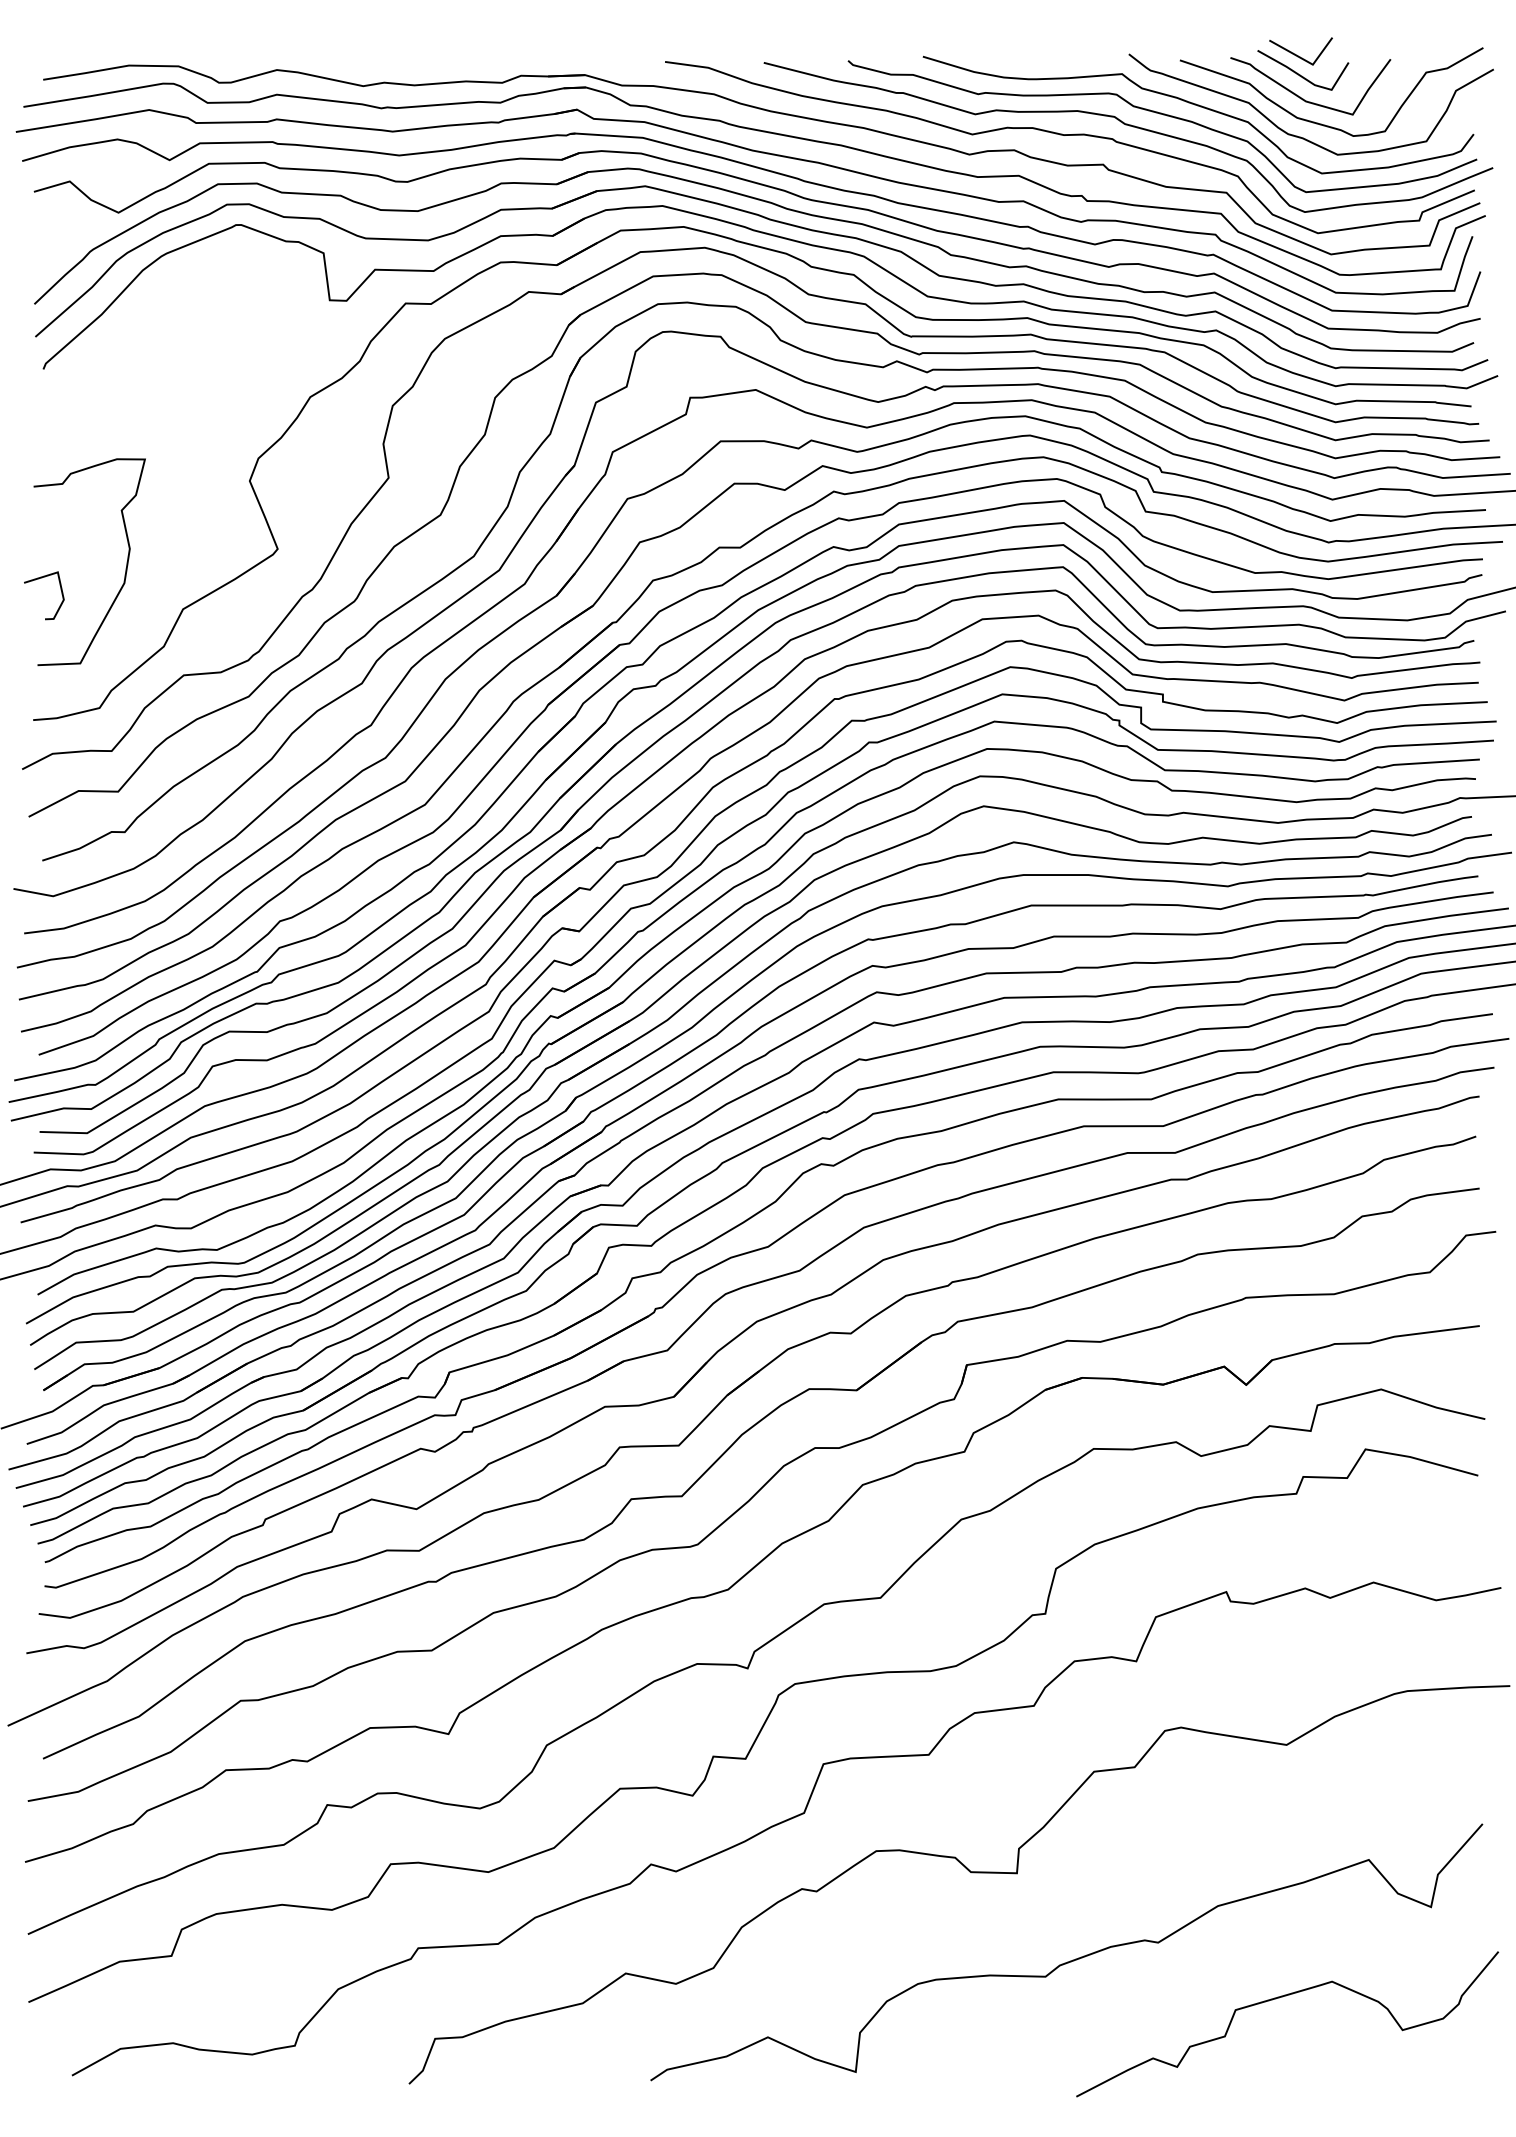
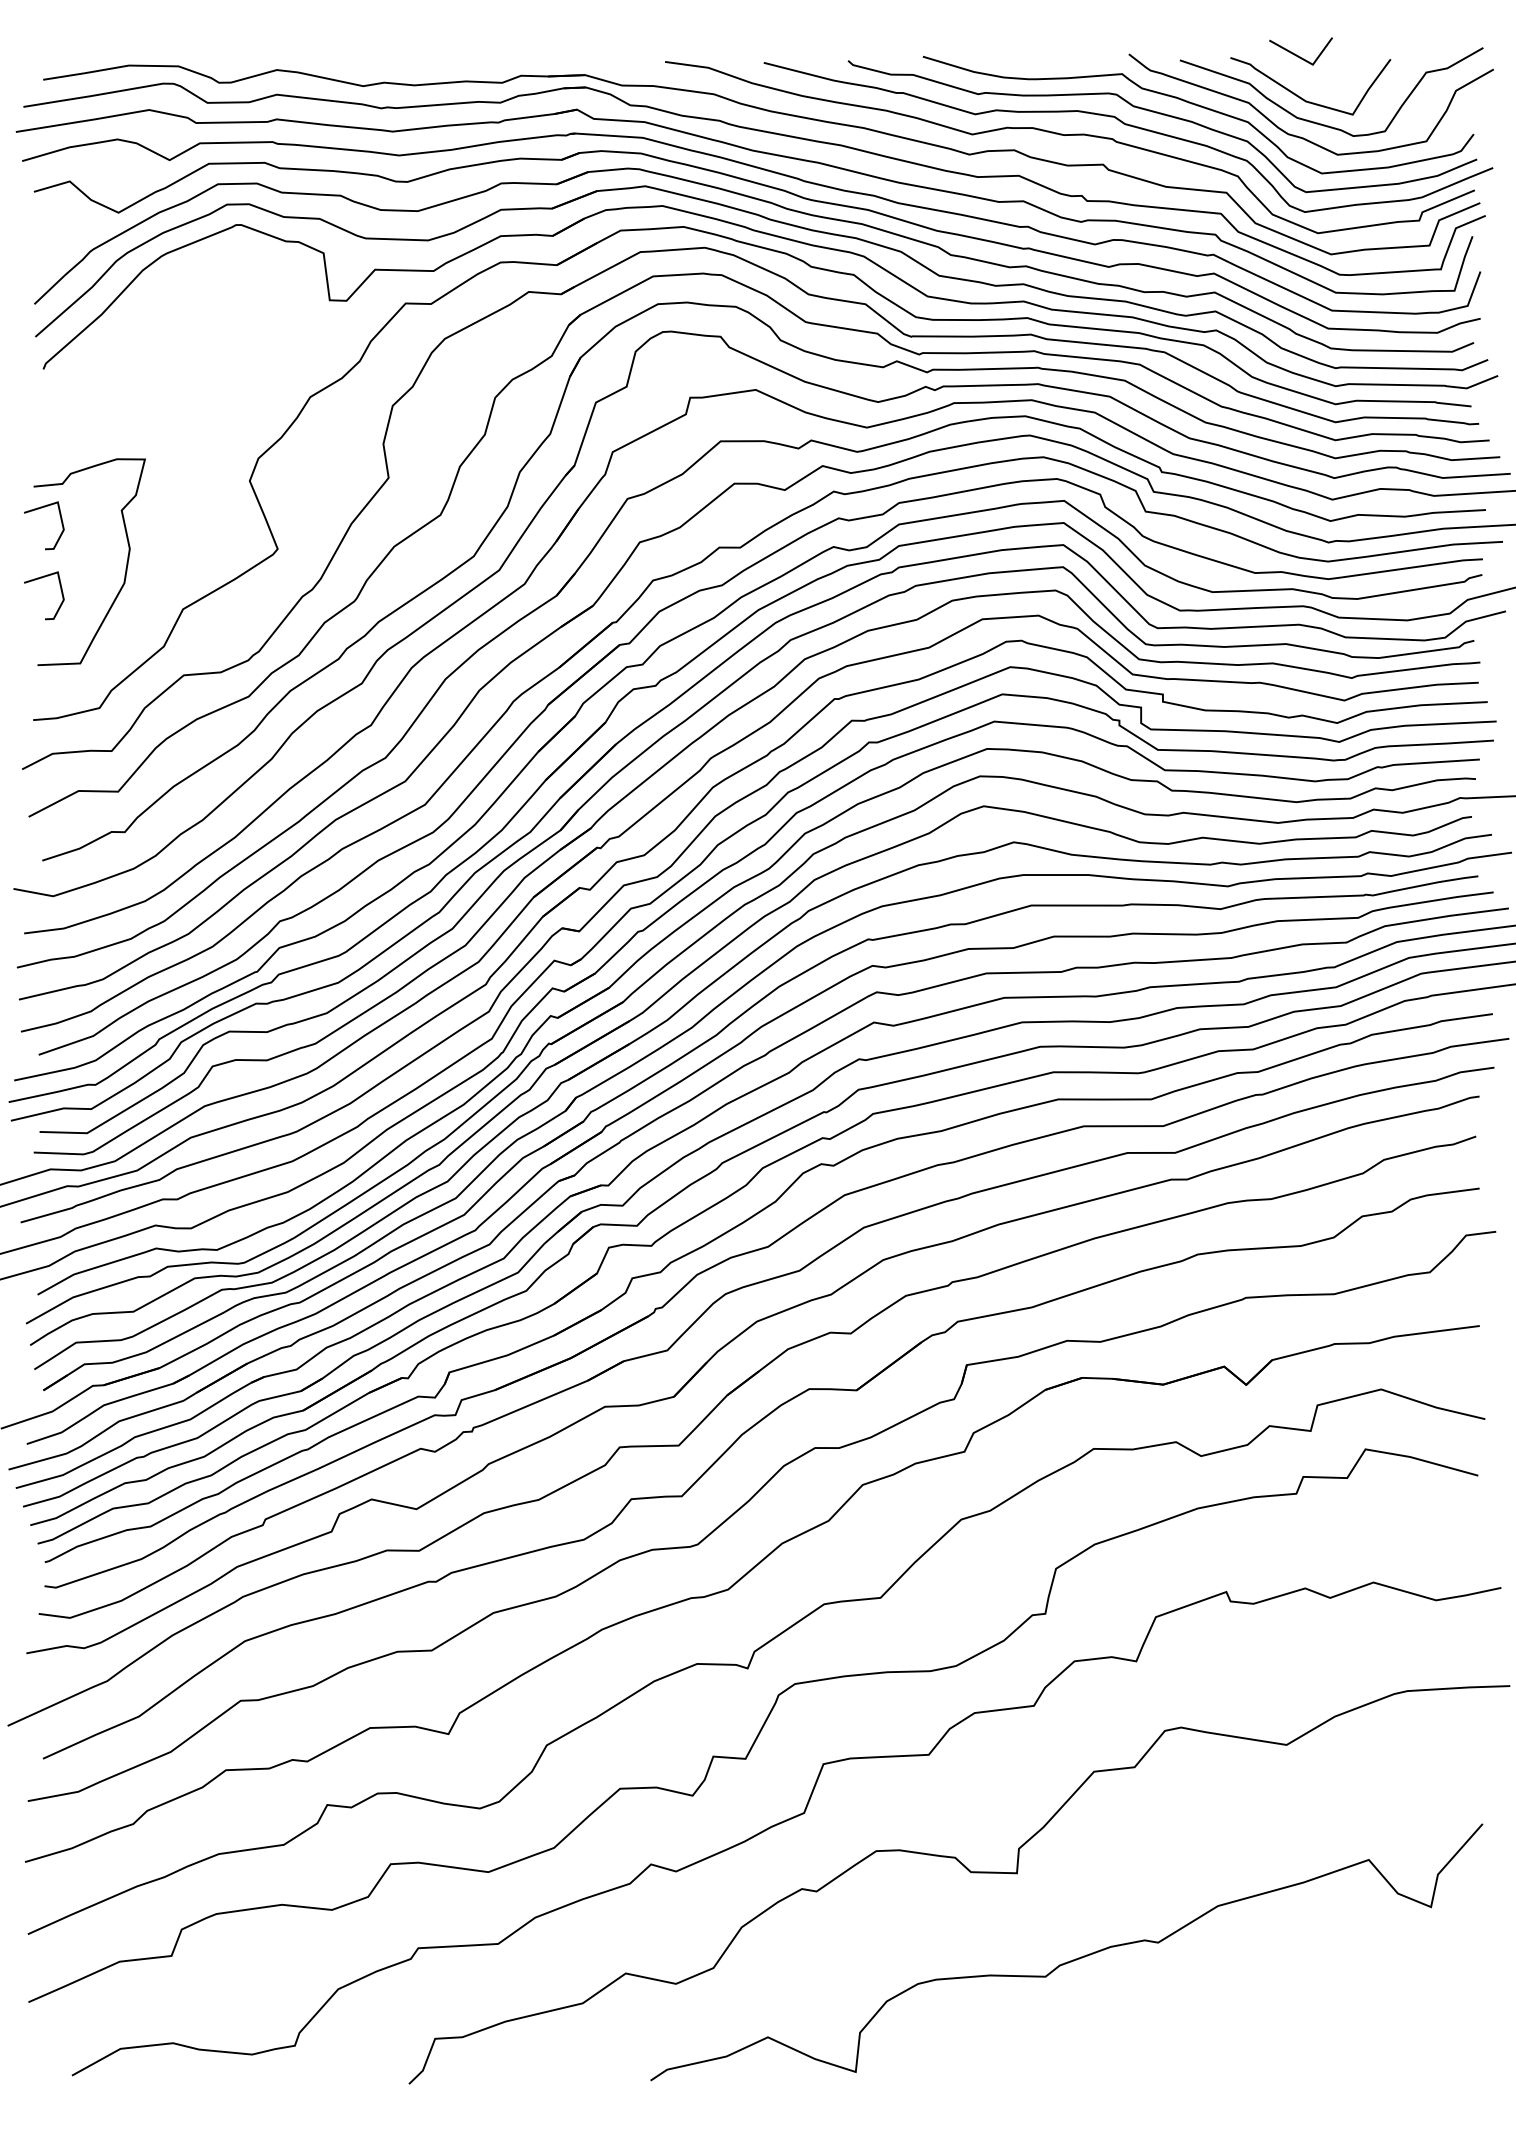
line: present -> none (1300, 74)
line: none -> present (60, 520)
curve: present -> none (1279, 1998)
